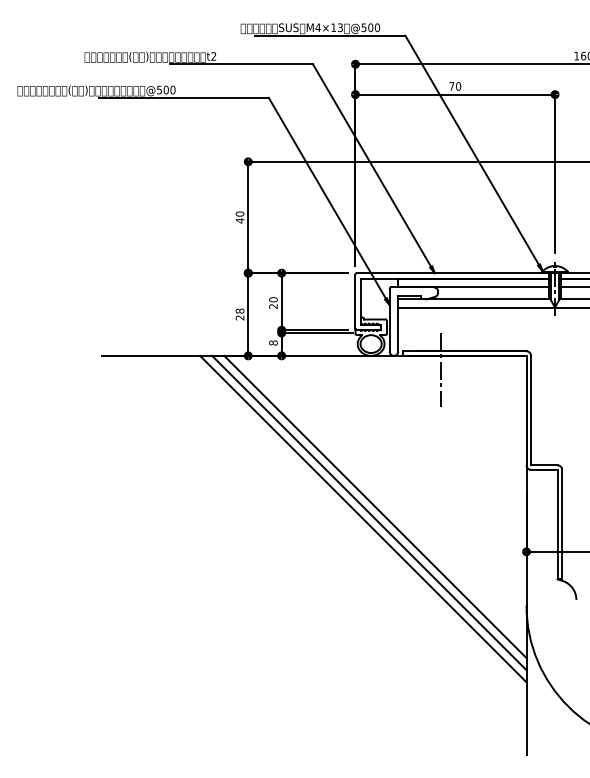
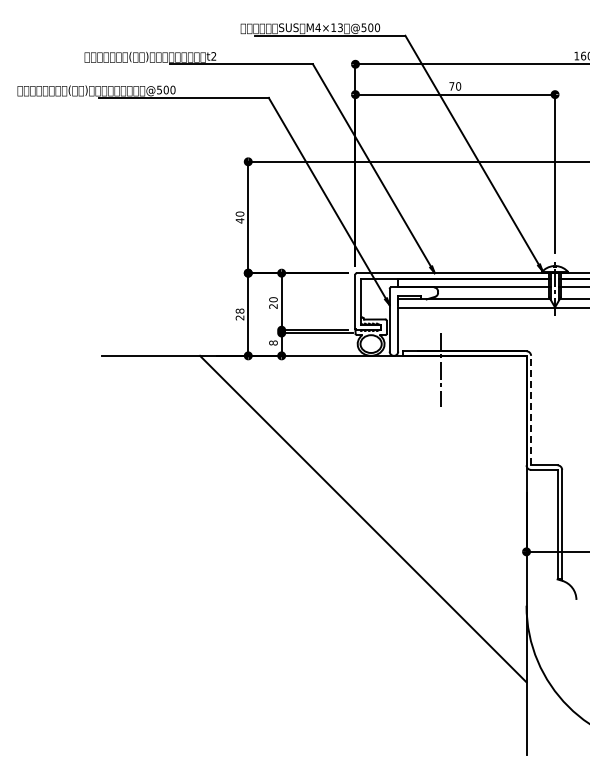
line: solid -> dashed (531, 410)
line: present -> none (375, 506)
line: present -> none (369, 512)
